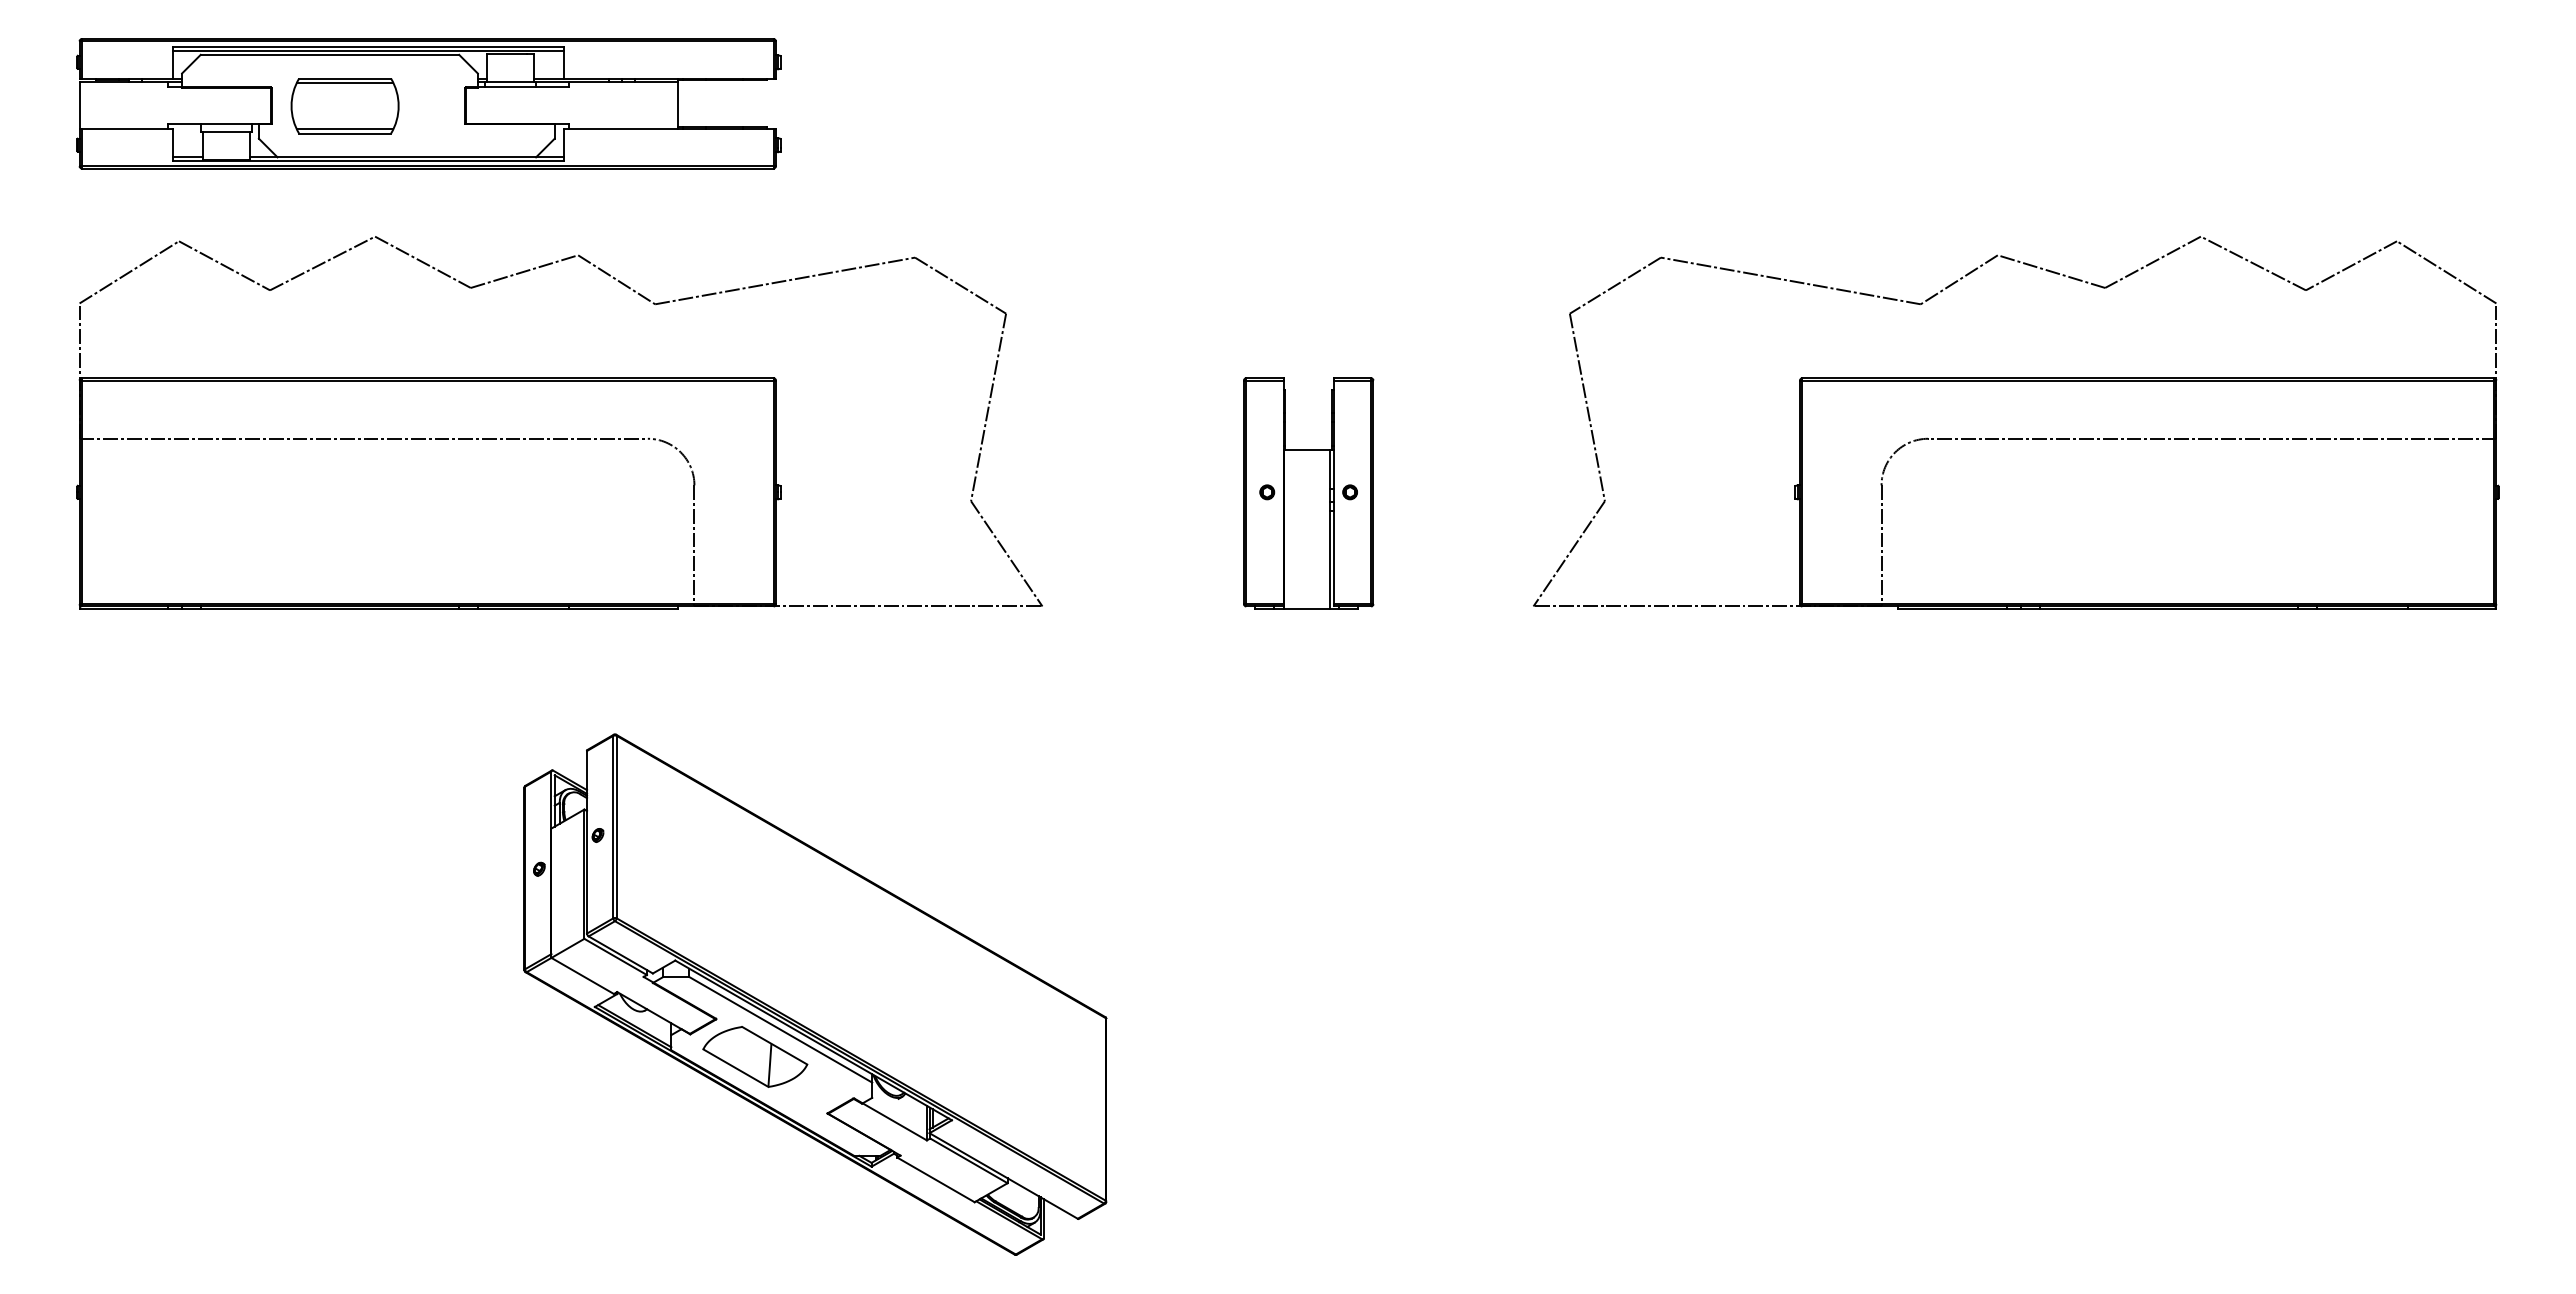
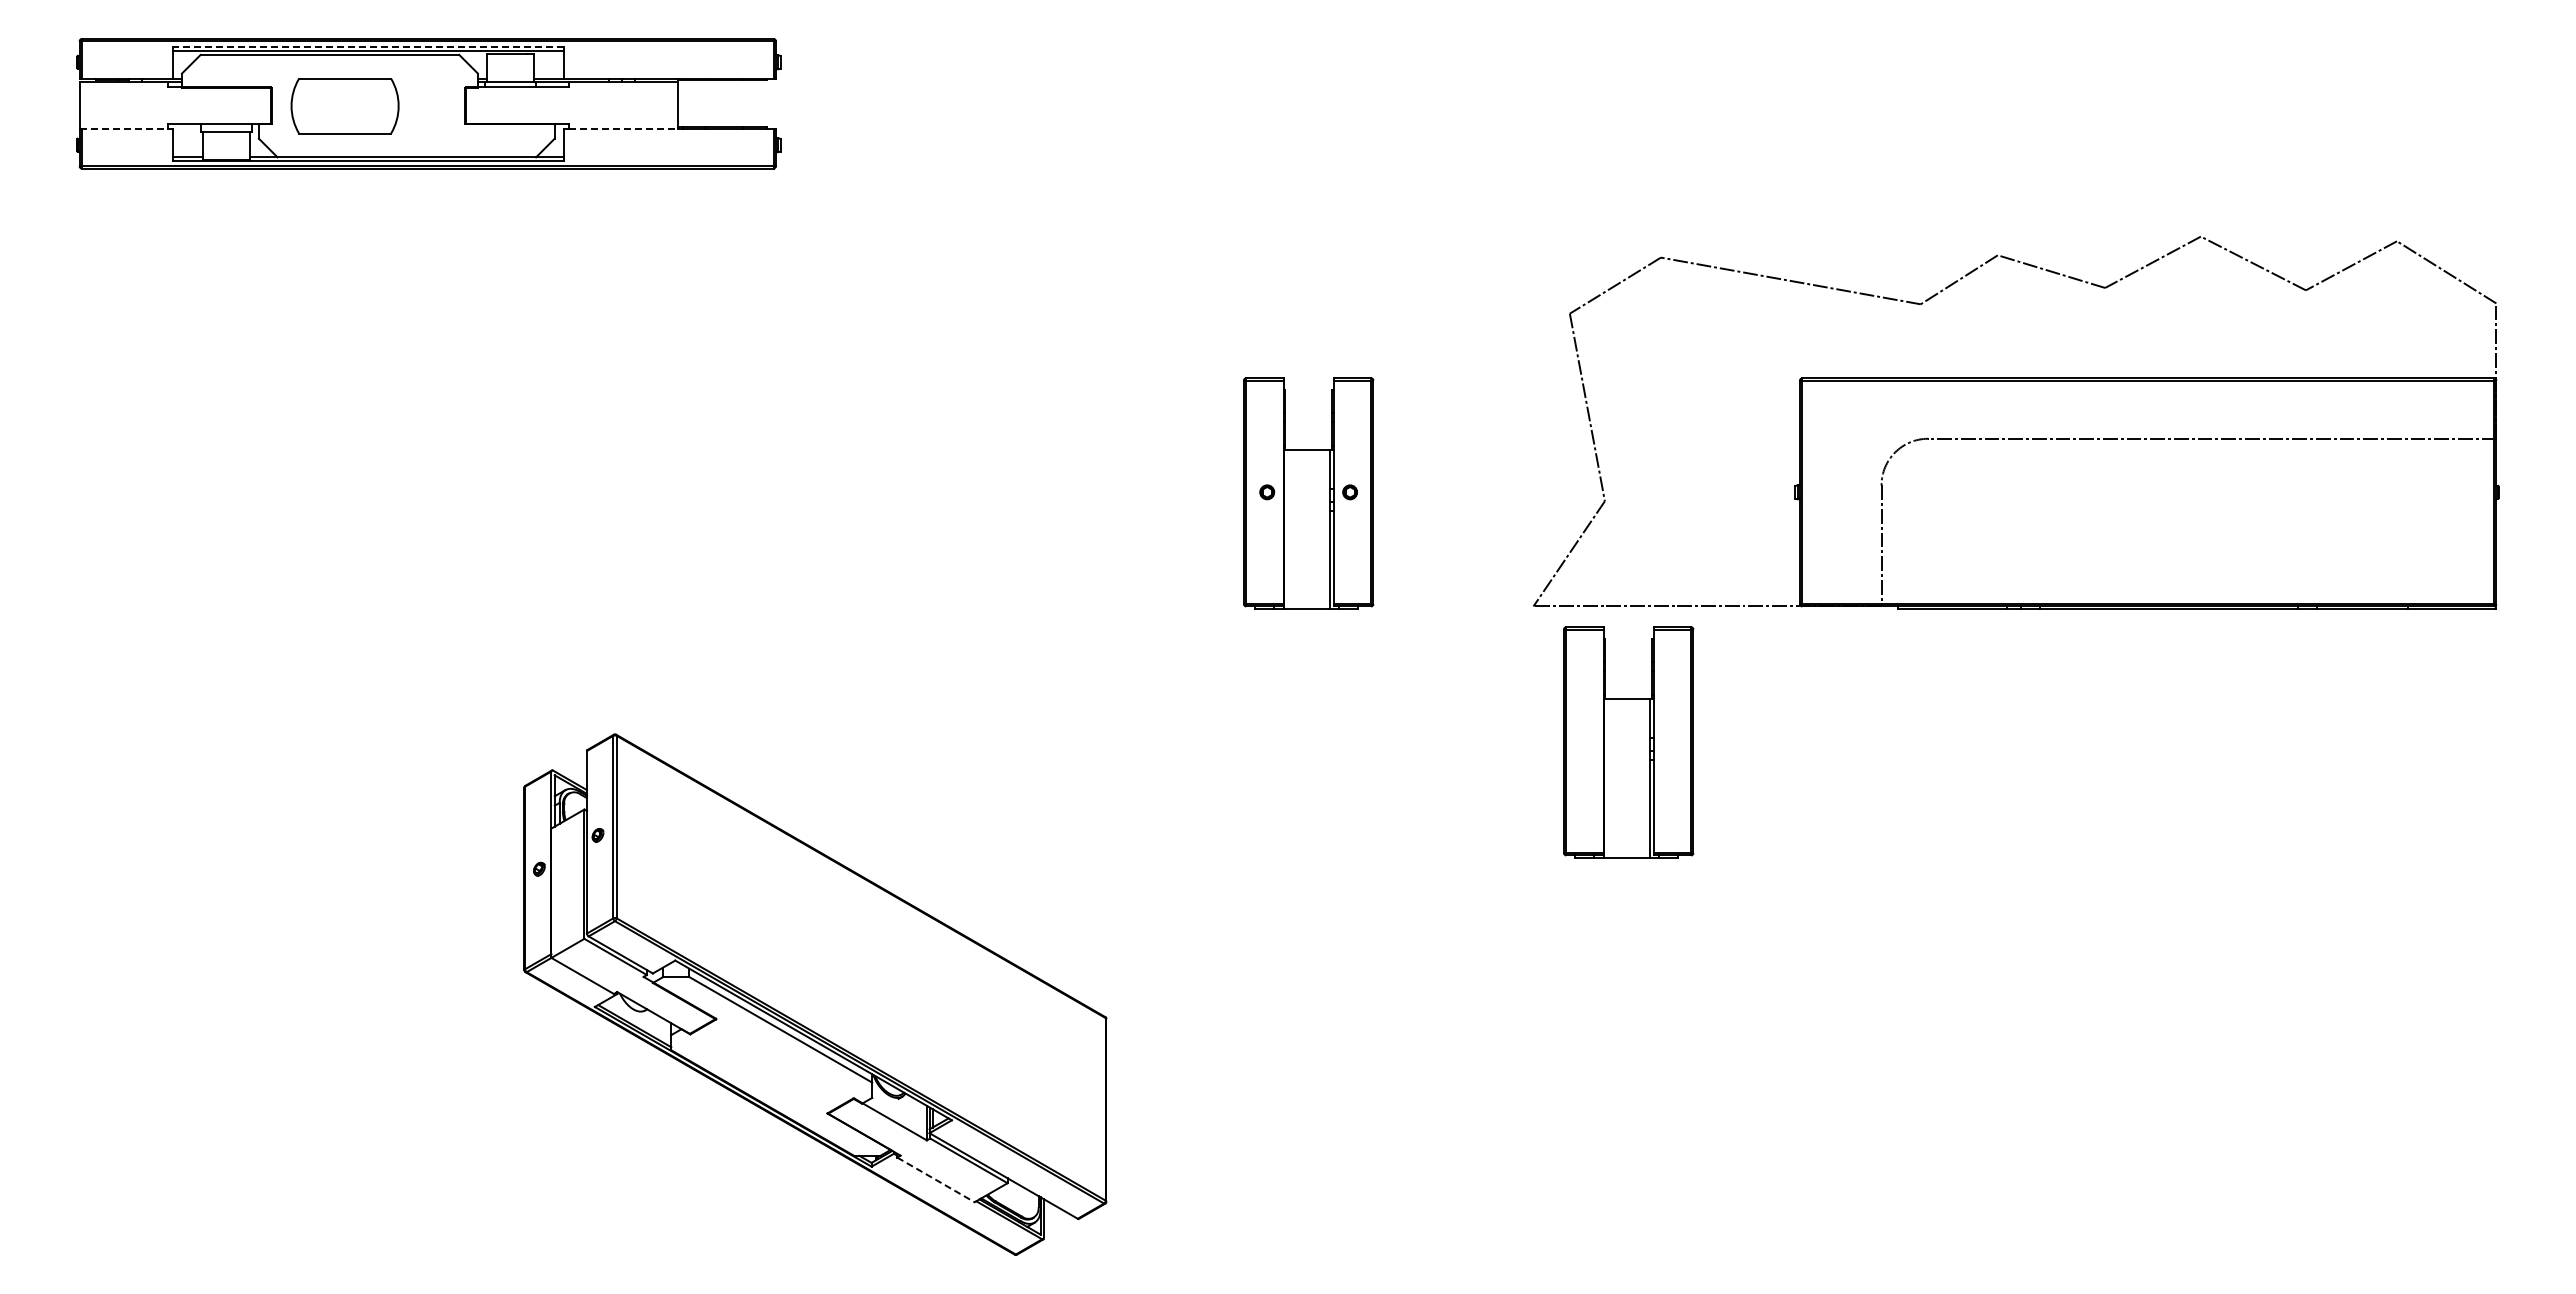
line: solid -> dashed (368, 46)
line: present -> none (344, 83)
line: solid -> dashed (124, 128)
line: solid -> dashed (623, 128)
line: present -> none (344, 129)
part: present -> none (559, 422)
part: none -> present (1628, 742)
part: present -> none (755, 1056)
line: solid -> dashed (935, 1179)
